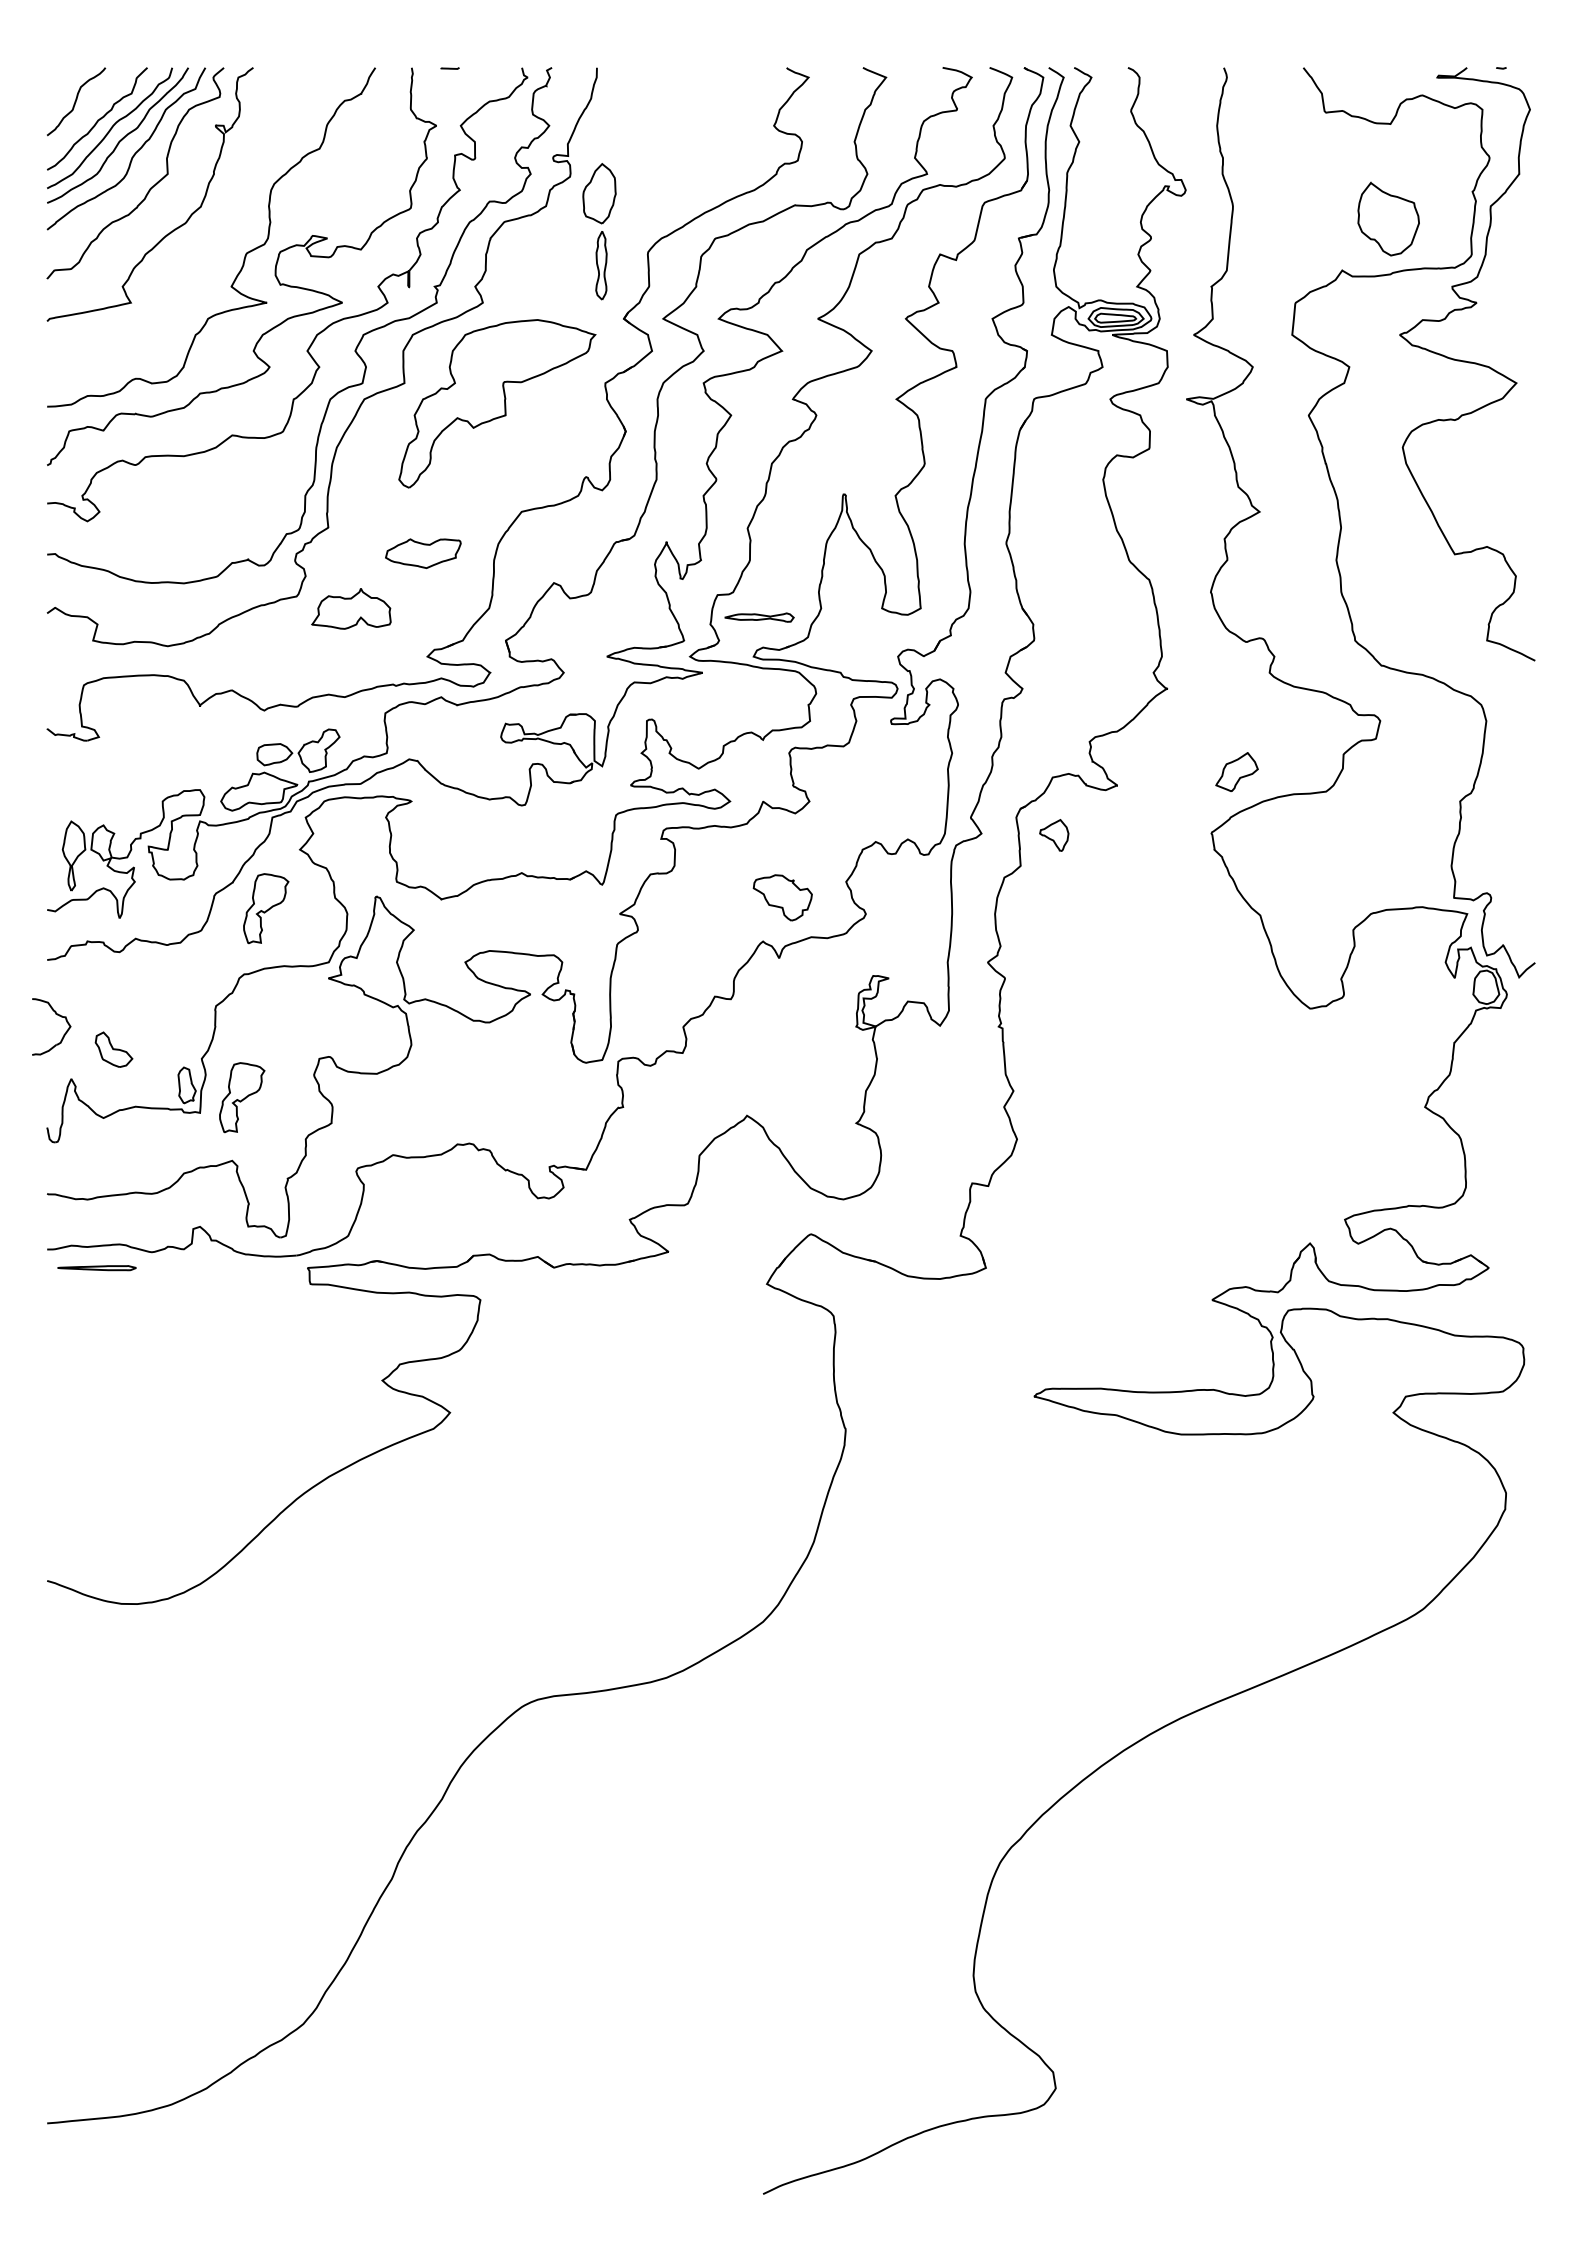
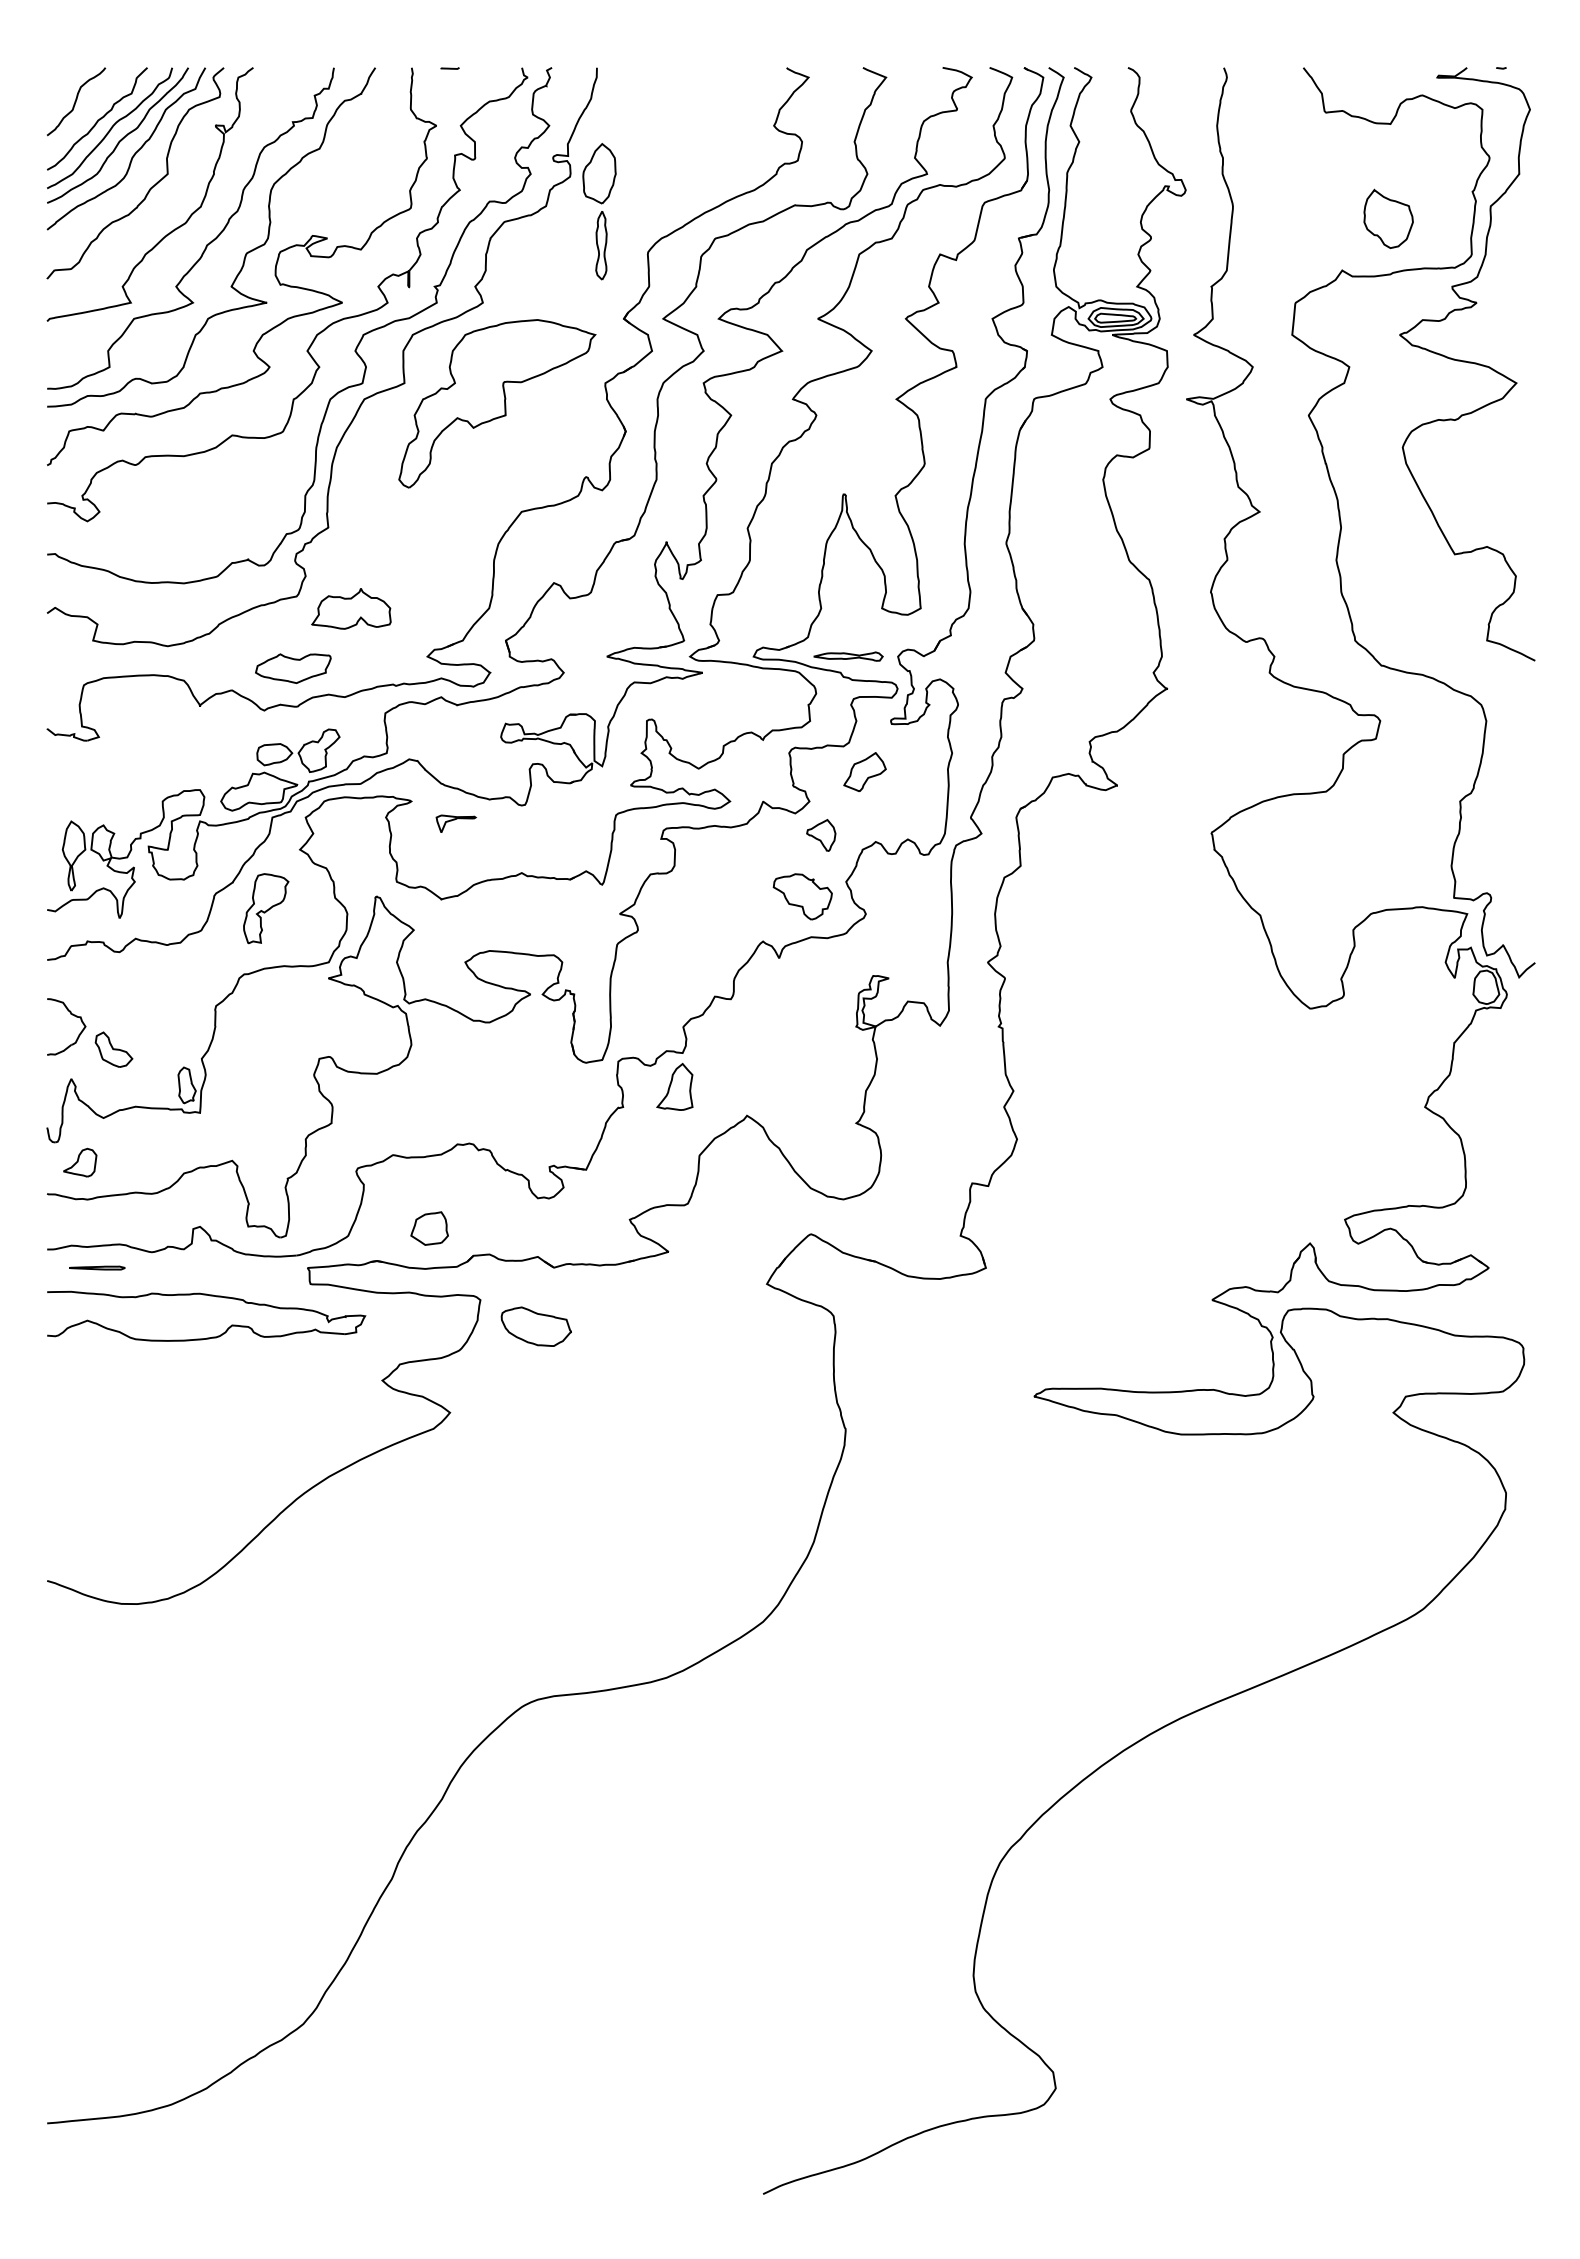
part size: 63x76 px -> 51x61 px (1388, 218)
part position: (599, 231) -> (599, 211) (599, 211)
curve: none -> present (206, 244)
part position: (423, 553) -> (293, 668) (293, 668)
part position: (759, 617) -> (848, 656) (848, 656)
part position: (1236, 771) -> (864, 771) (864, 771)
part: none -> present (455, 823)
part position: (1054, 835) -> (821, 835) (821, 835)
part position: (782, 897) -> (802, 896) (802, 896)
part position: (57, 1015) -> (72, 1015) (72, 1015)
part: none -> present (674, 1086)
part: present -> none (242, 1097)
part: none -> present (80, 1162)
part: none -> present (429, 1228)
part size: 80x7 px -> 57x6 px (97, 1267)
part: none -> present (209, 1296)
part: none -> present (535, 1326)
